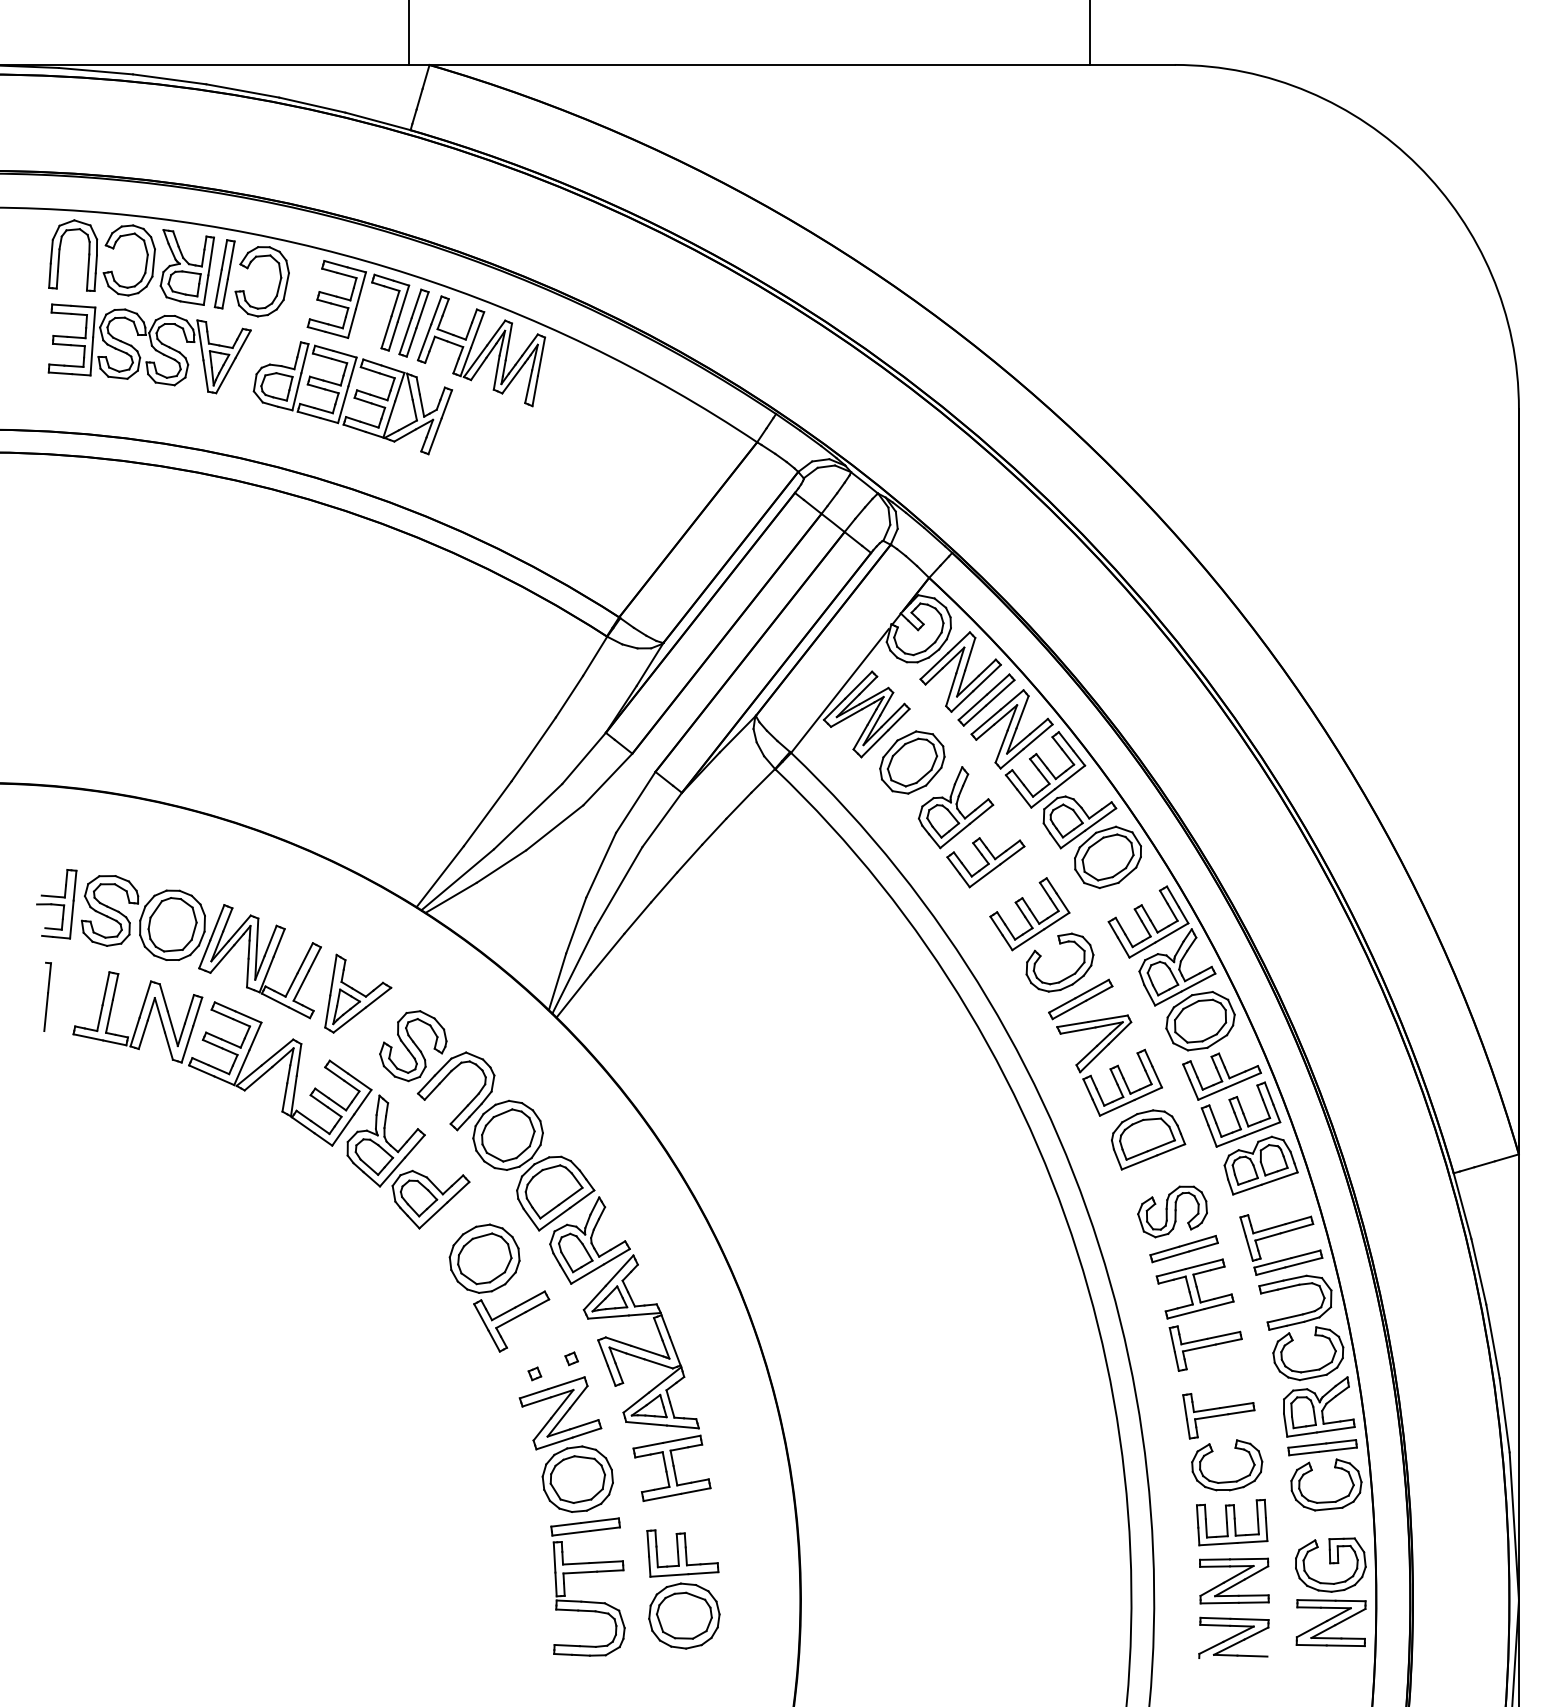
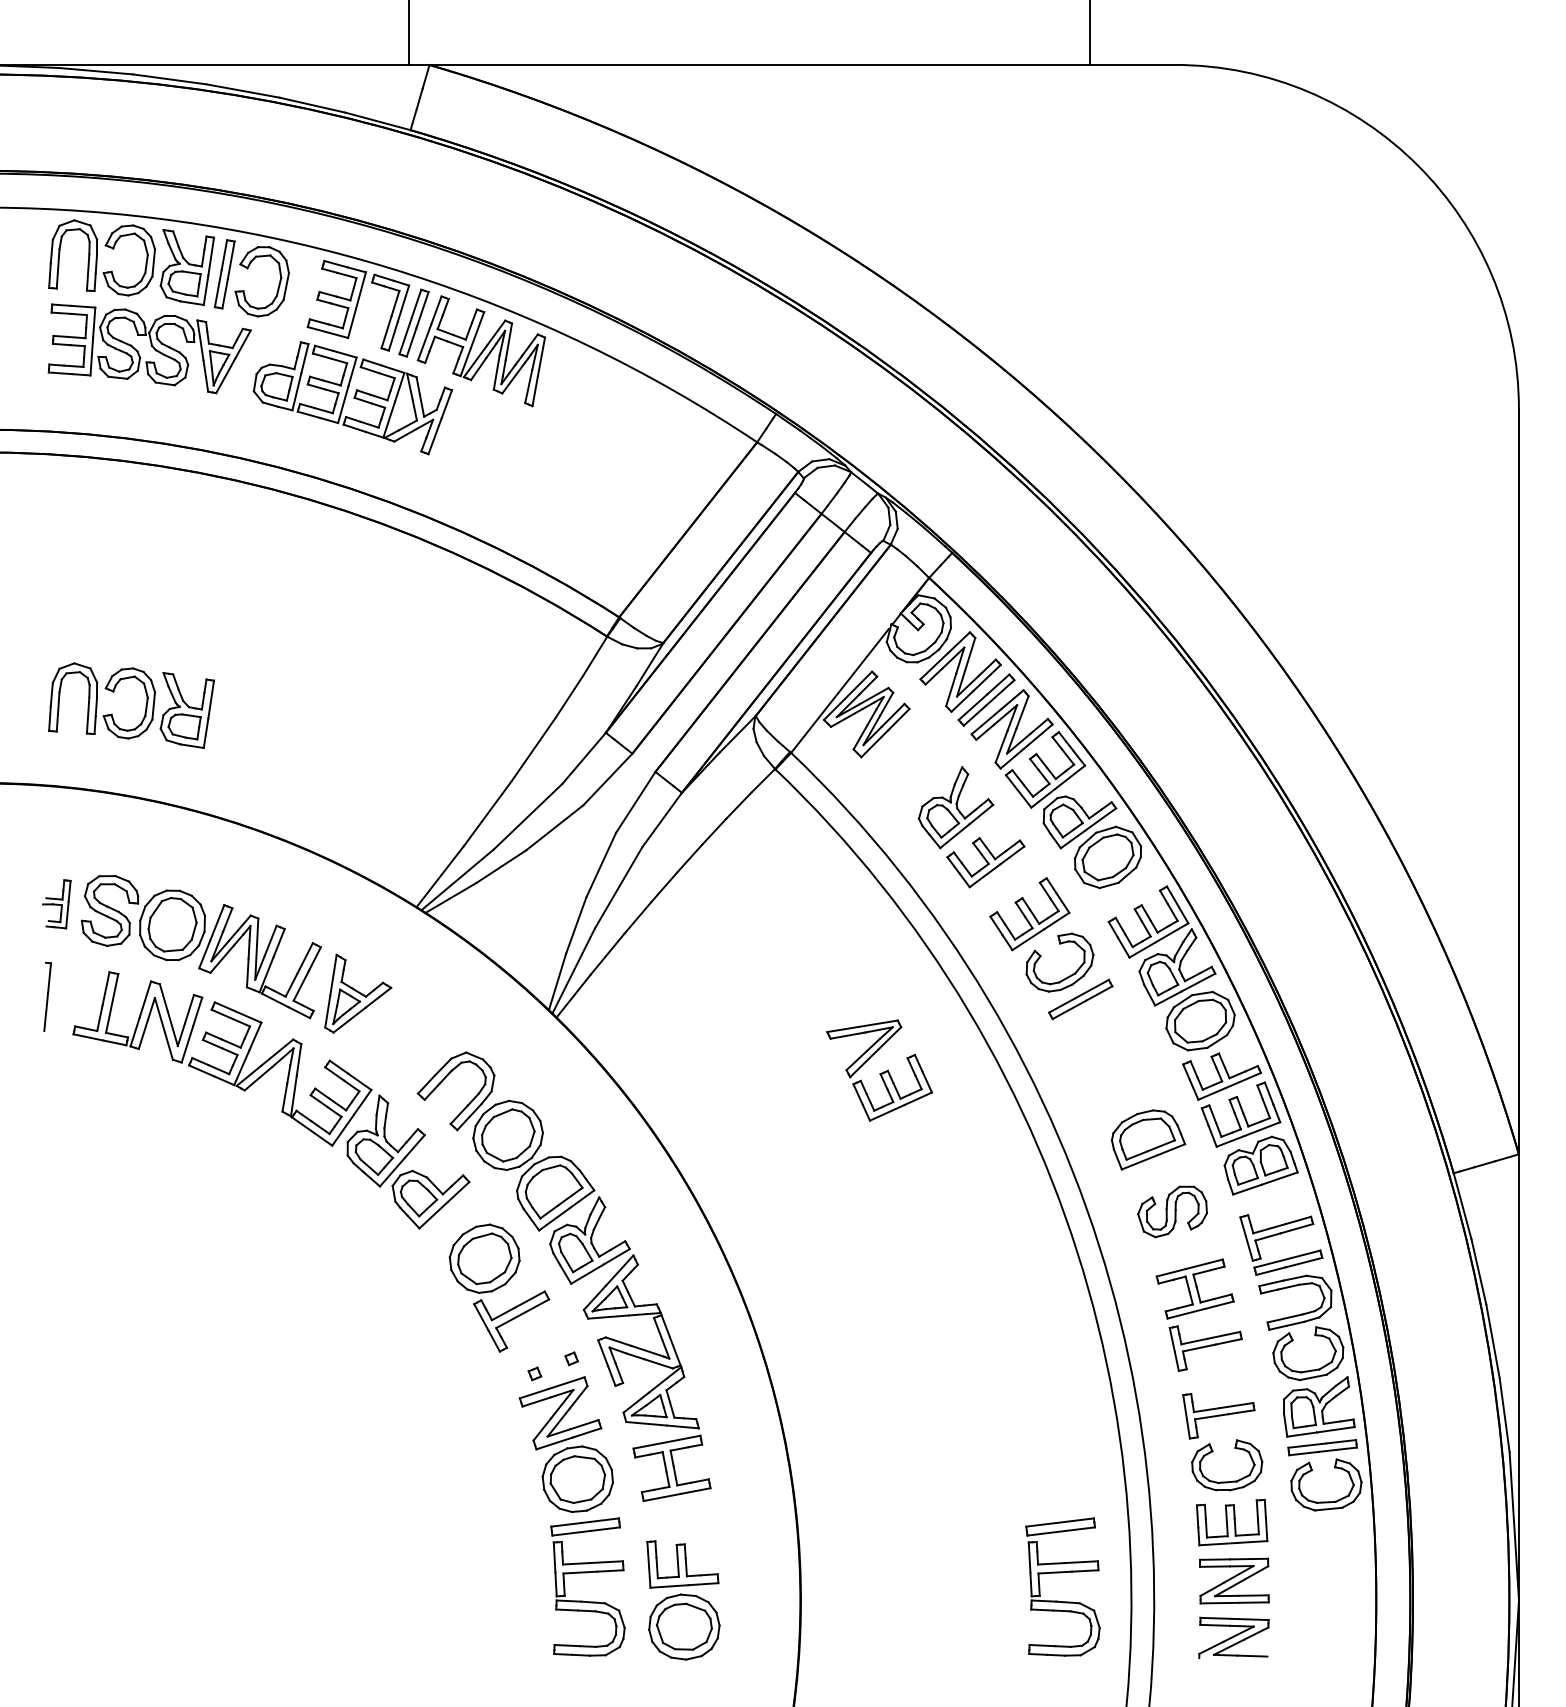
part: none -> present (145, 705)
part: present -> none (912, 762)
part size: 42x71 px -> 30x51 px (56, 904)
part: present -> none (413, 1046)
part position: (1109, 1065) -> (879, 1070) (879, 1070)
part: present -> none (1183, 1249)
part: none -> present (1062, 1573)
part position: (683, 1589) -> (683, 1600) (683, 1600)
part: present -> none (1330, 1591)
